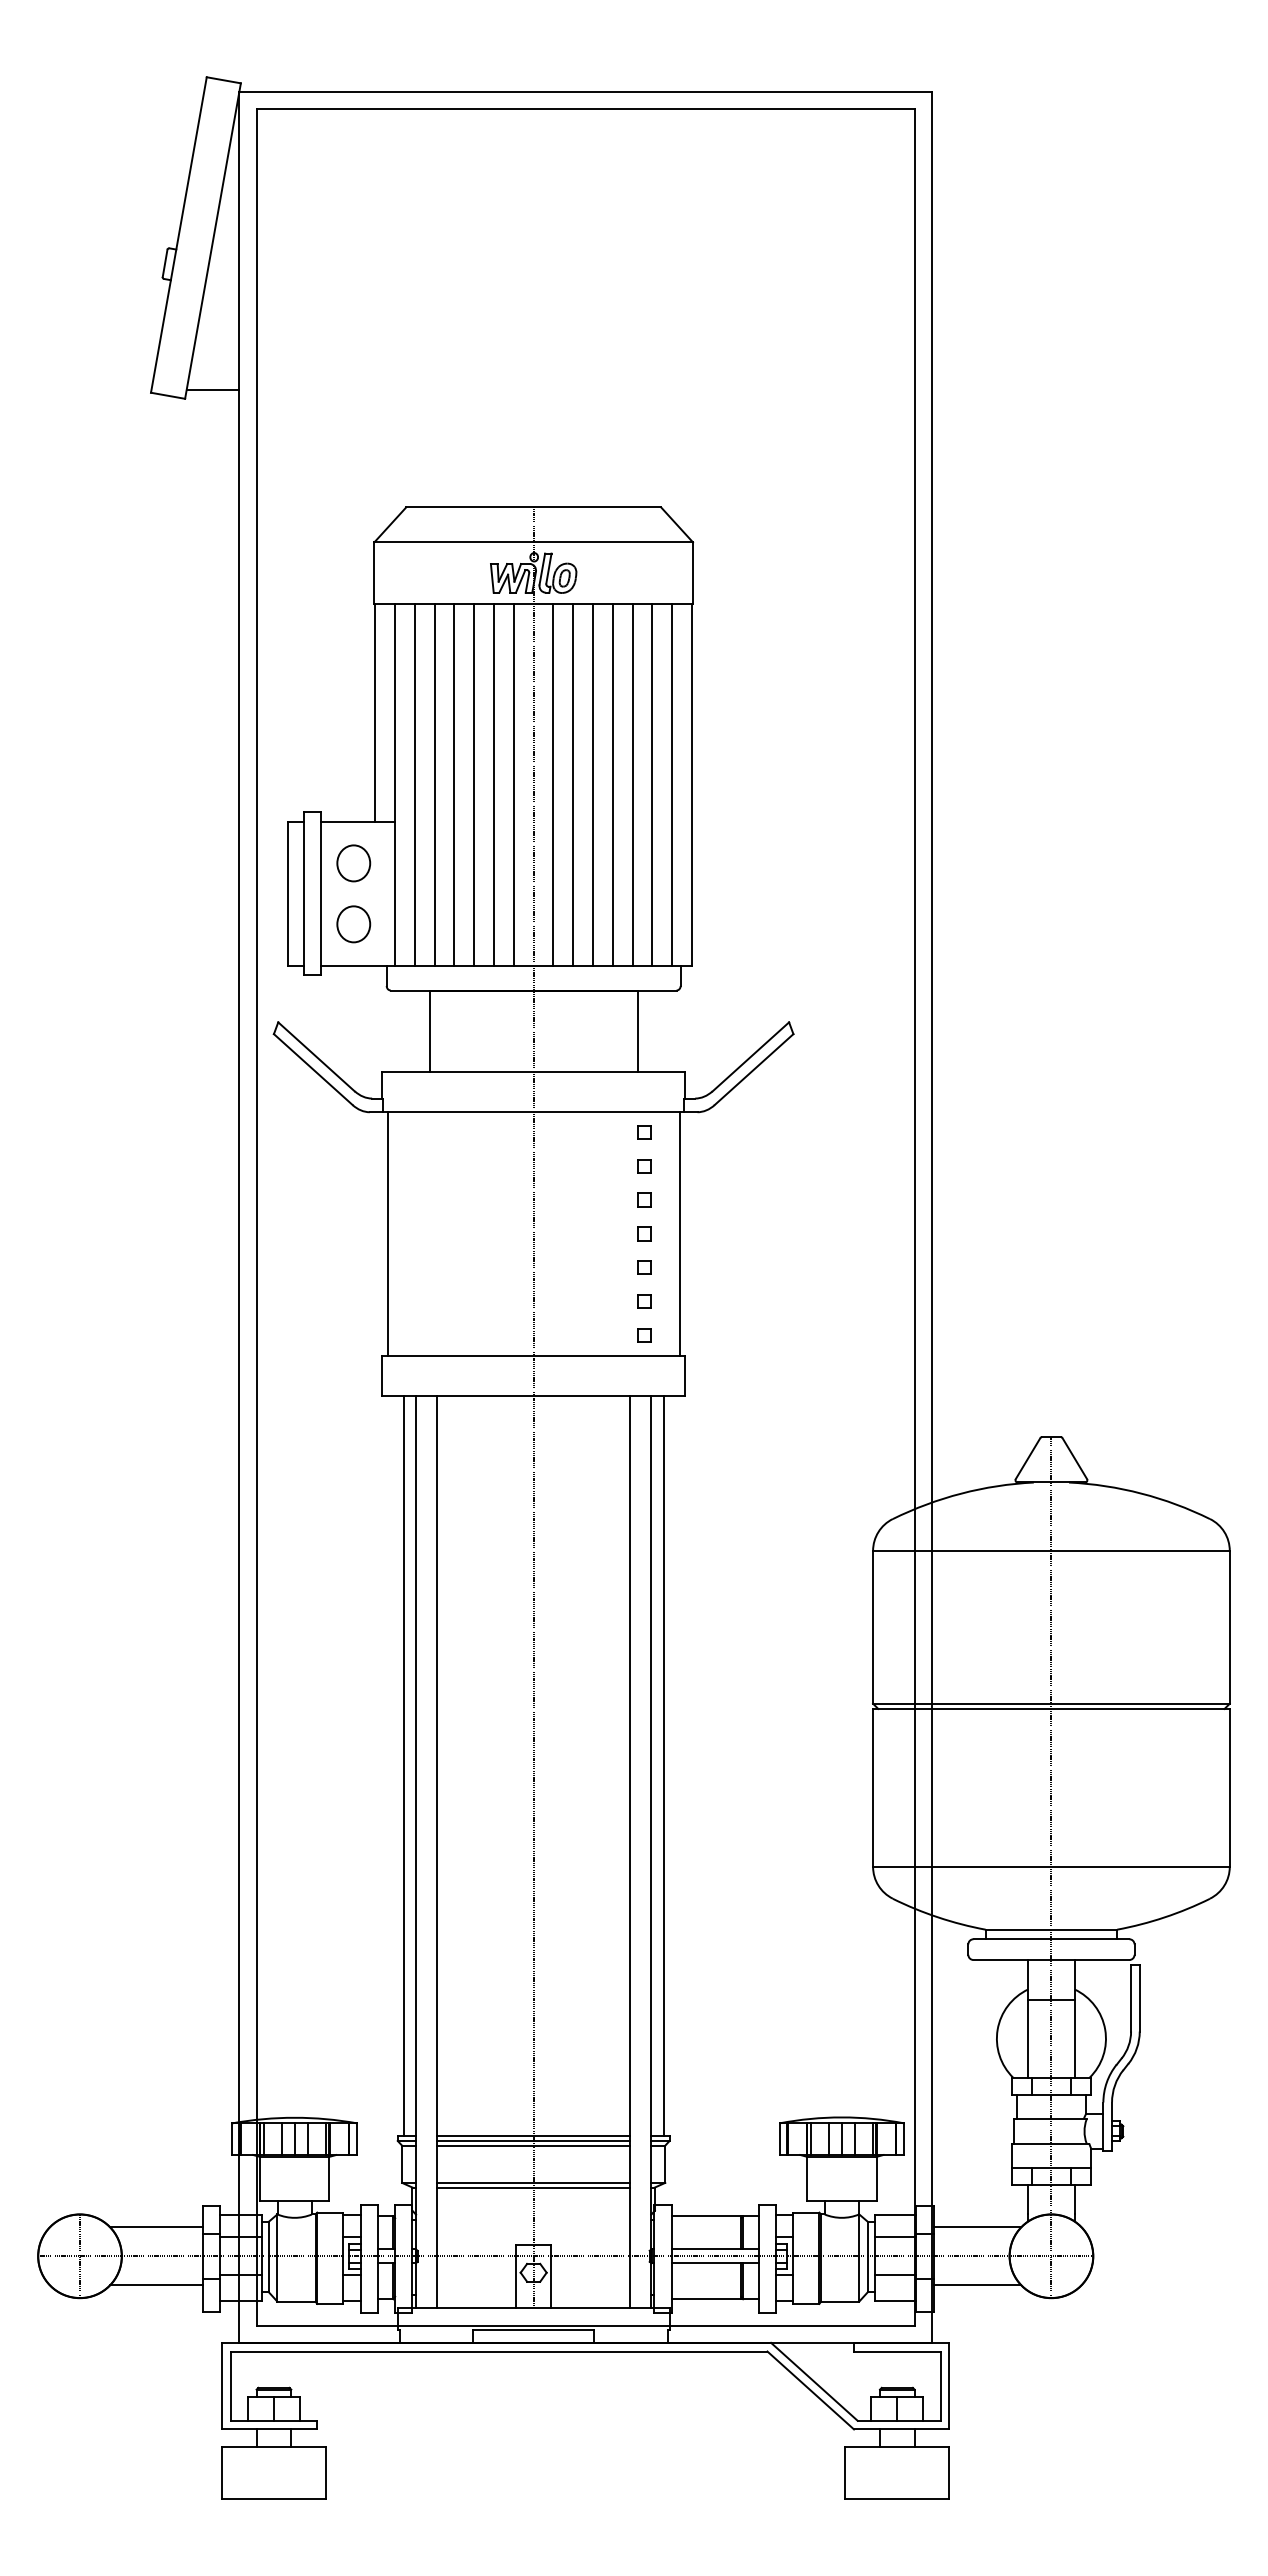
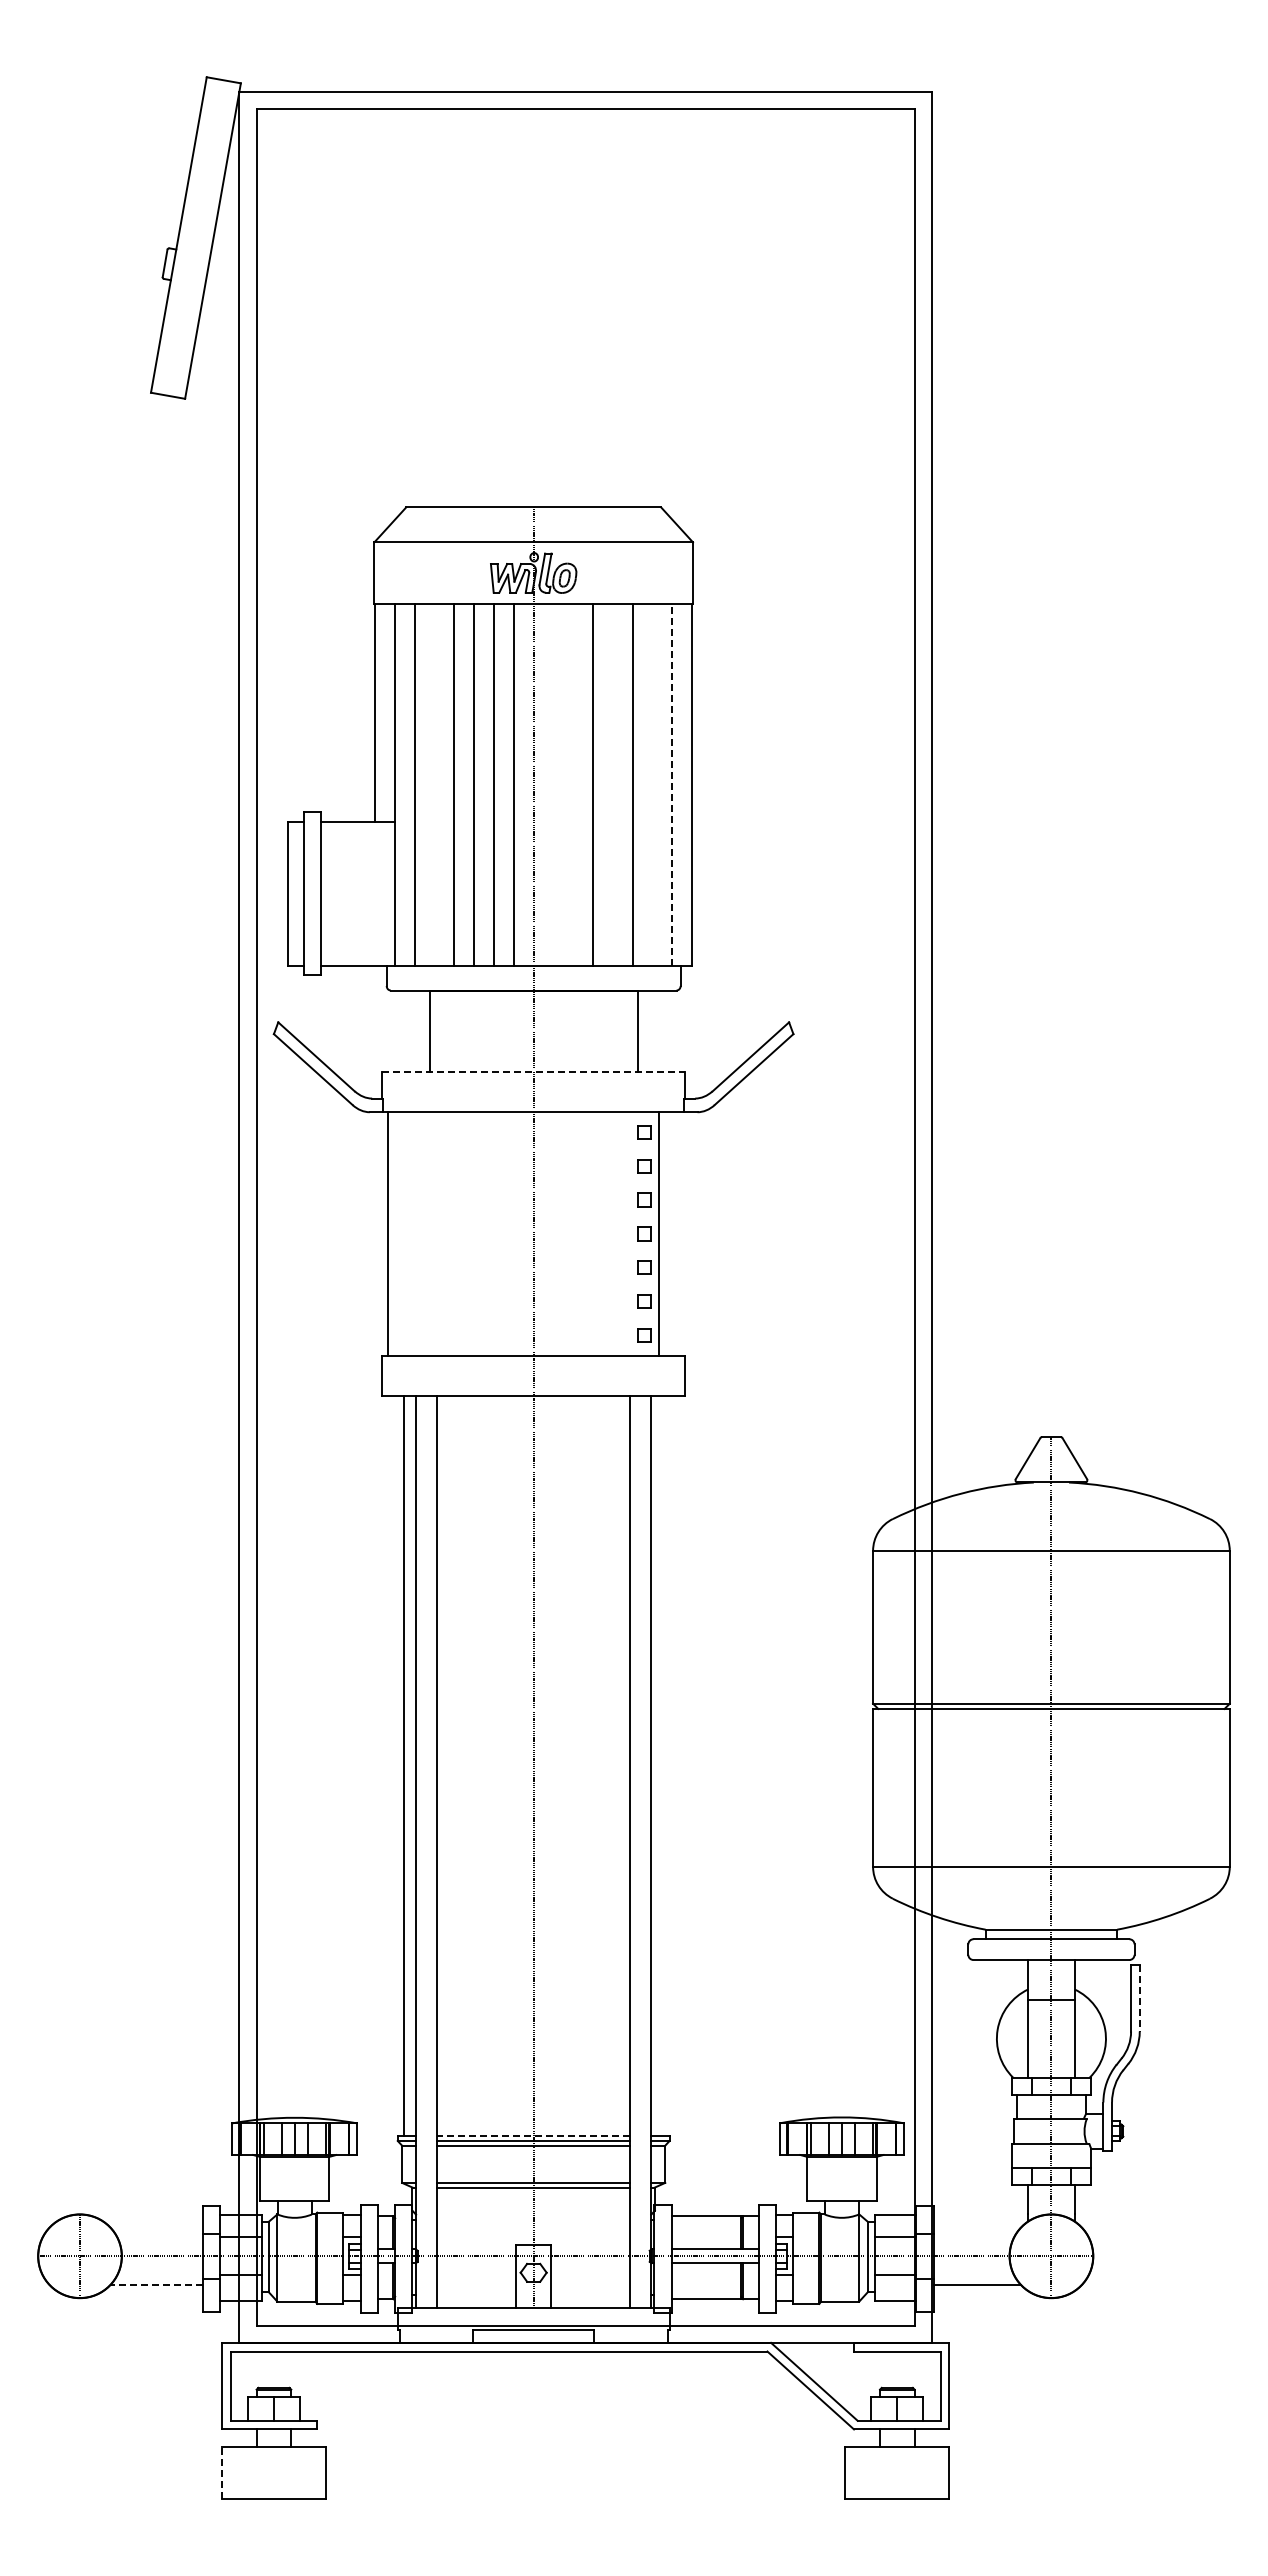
line: present -> none (212, 390)
line: solid -> dashed (672, 784)
line: present -> none (434, 785)
line: present -> none (553, 785)
line: present -> none (573, 785)
line: present -> none (613, 785)
line: present -> none (652, 785)
part: present -> none (353, 863)
part: present -> none (353, 924)
line: solid -> dashed (533, 1071)
line position: (679, 1233) -> (658, 1233) (658, 1233)
line: present -> none (663, 1766)
line: solid -> dashed (1139, 1998)
line: solid -> dashed (533, 2136)
line: present -> none (155, 2227)
line: present -> none (977, 2227)
line: solid -> dashed (155, 2285)
line: solid -> dashed (222, 2472)
